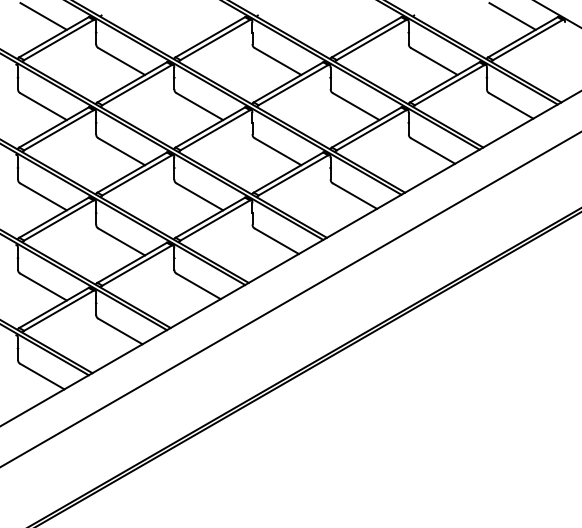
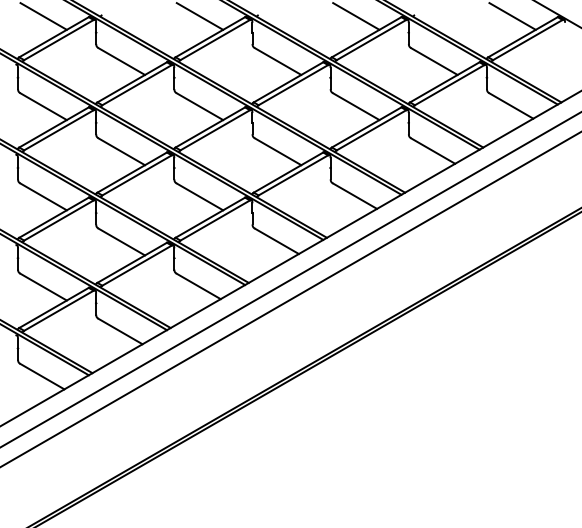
line: none -> present (199, 16)
line: none -> present (356, 16)
line: none -> present (290, 279)
